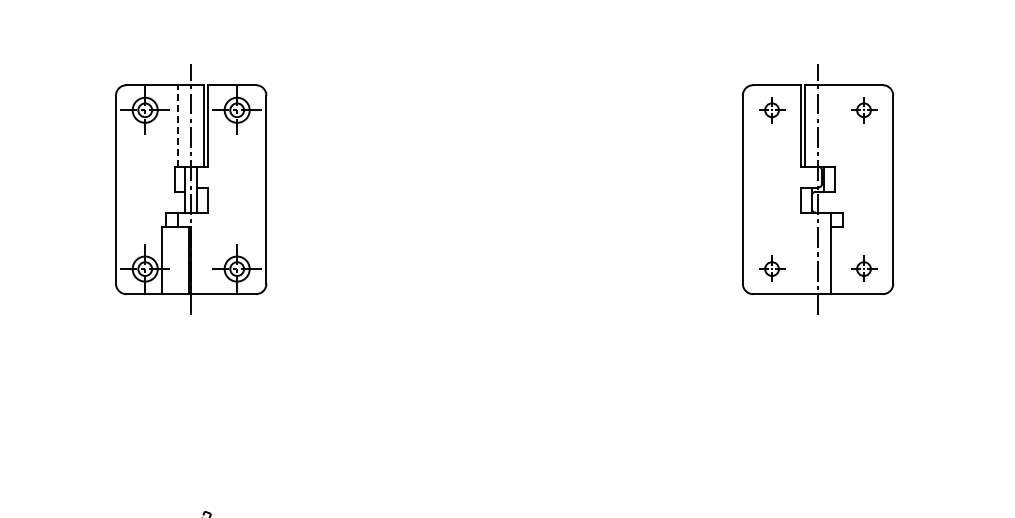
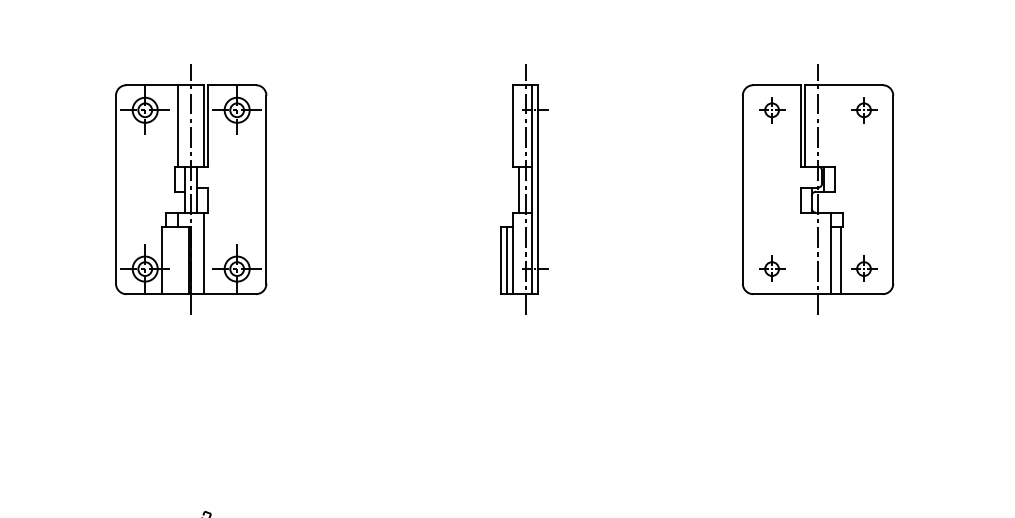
line: dashed -> solid (178, 125)
part: none -> present (524, 189)
line: none -> present (204, 253)
line: none -> present (840, 260)
